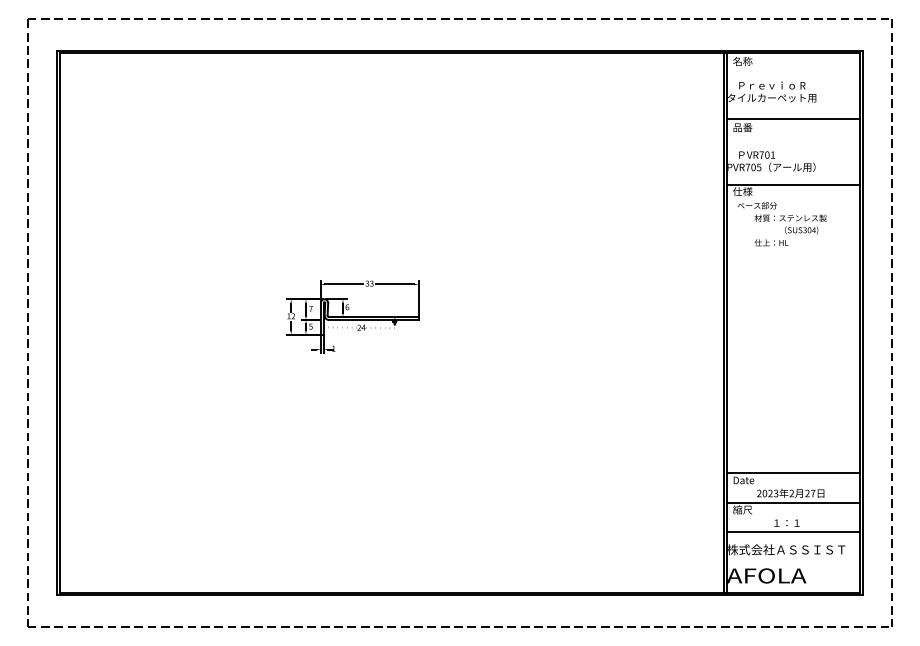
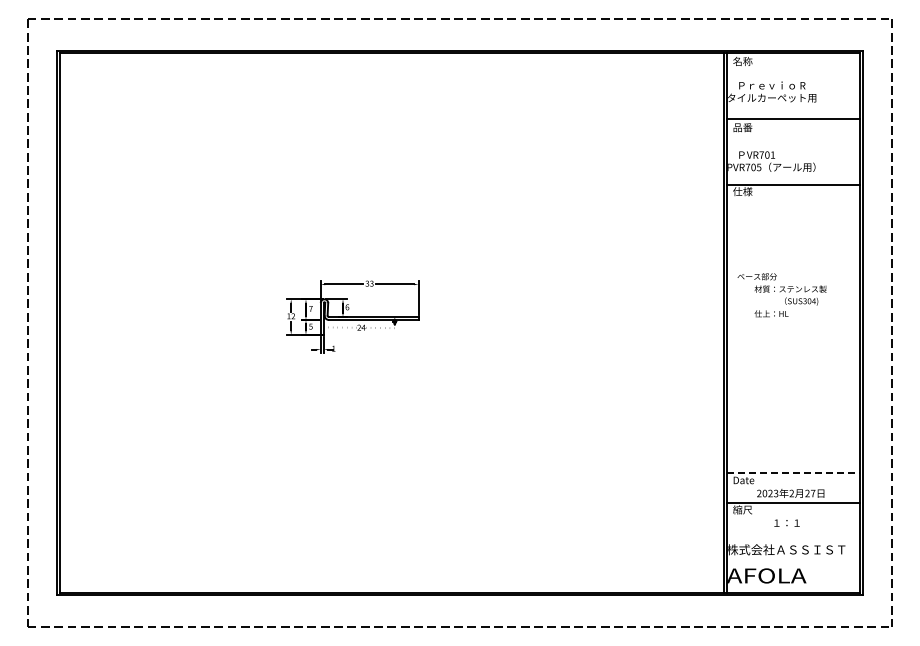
text position: (781, 224) -> (781, 295) (781, 295)
line: solid -> dashed (793, 472)
line: present -> none (792, 532)
